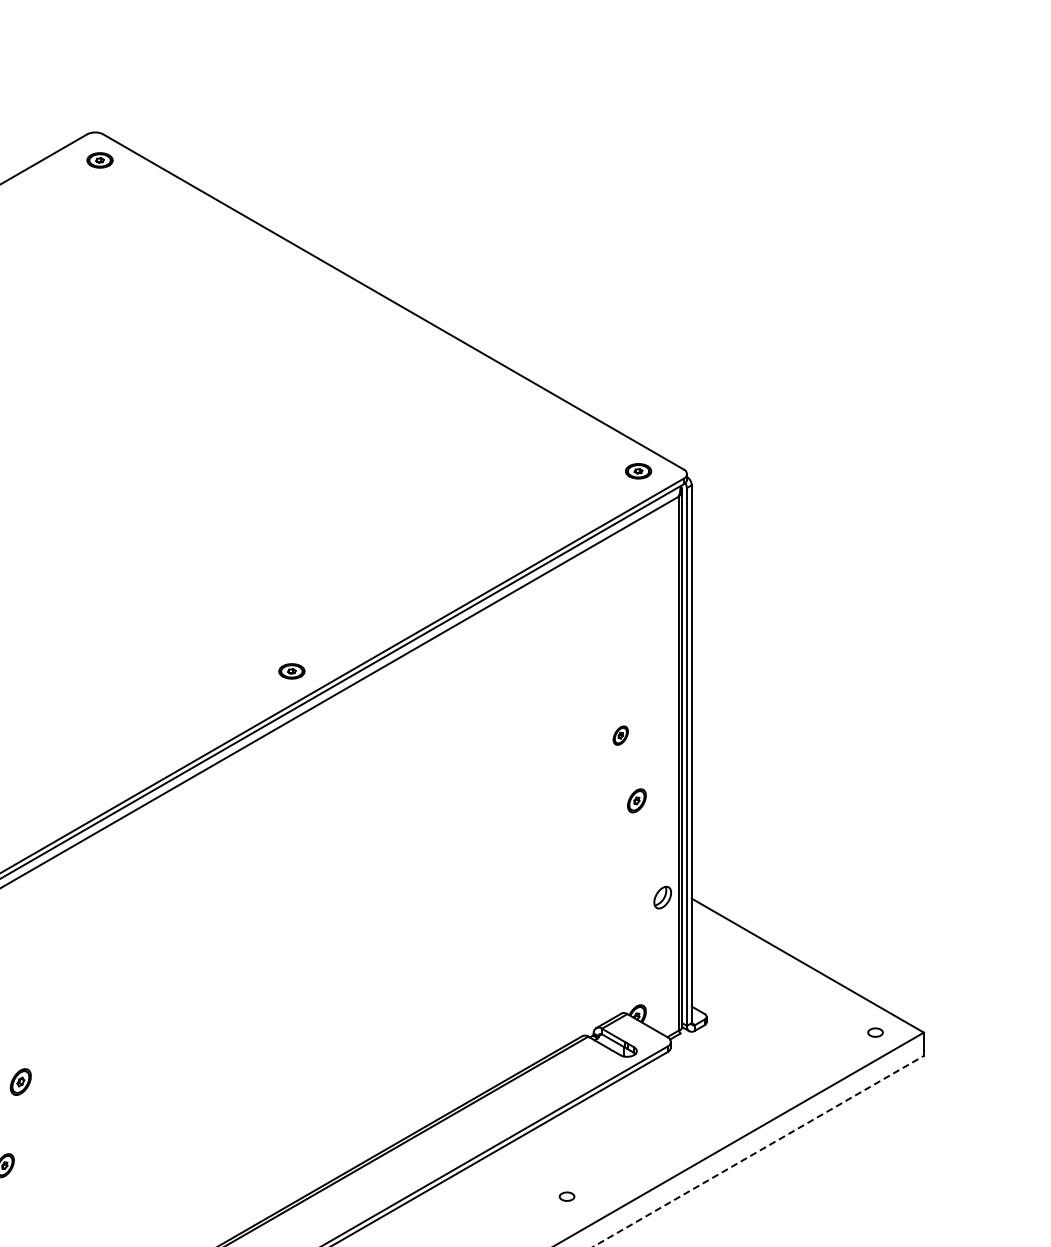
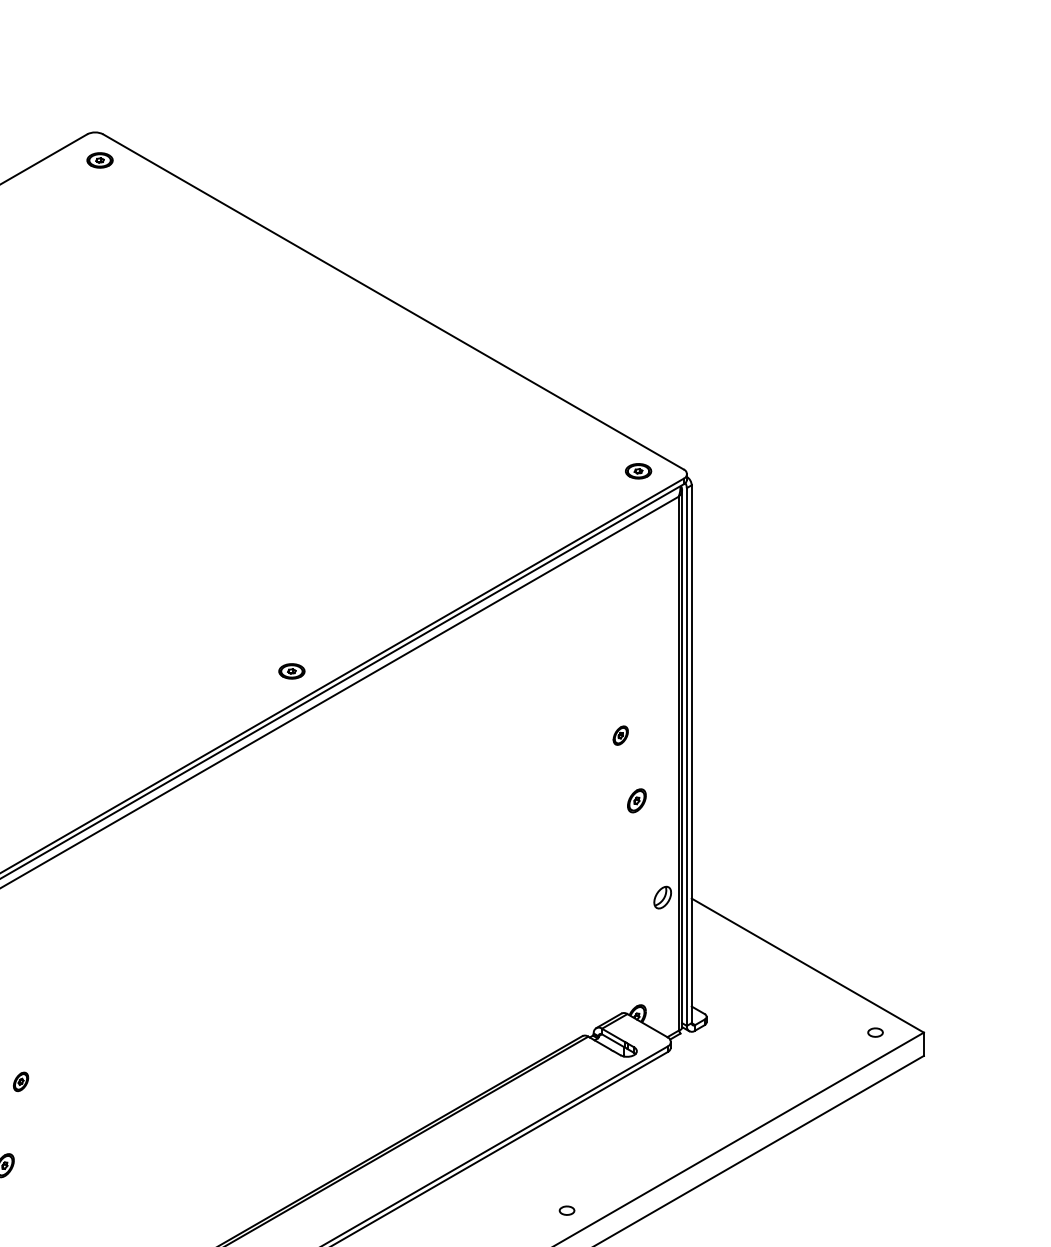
part size: 23x28 px -> 17x21 px (21, 1081)
line: dashed -> solid (758, 1151)
part position: (566, 1196) -> (566, 1210) (566, 1210)
